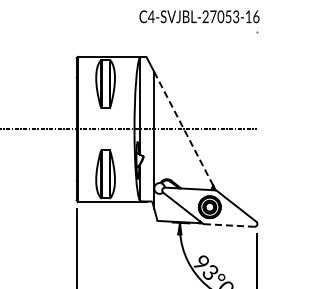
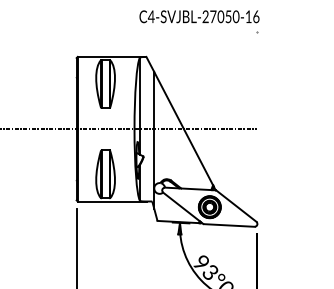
text: C4-SVJBL-27053-16 -> C4-SVJBL-27050-16 (235, 16)
line: dashed -> solid (183, 128)
line: dashed -> solid (229, 225)
